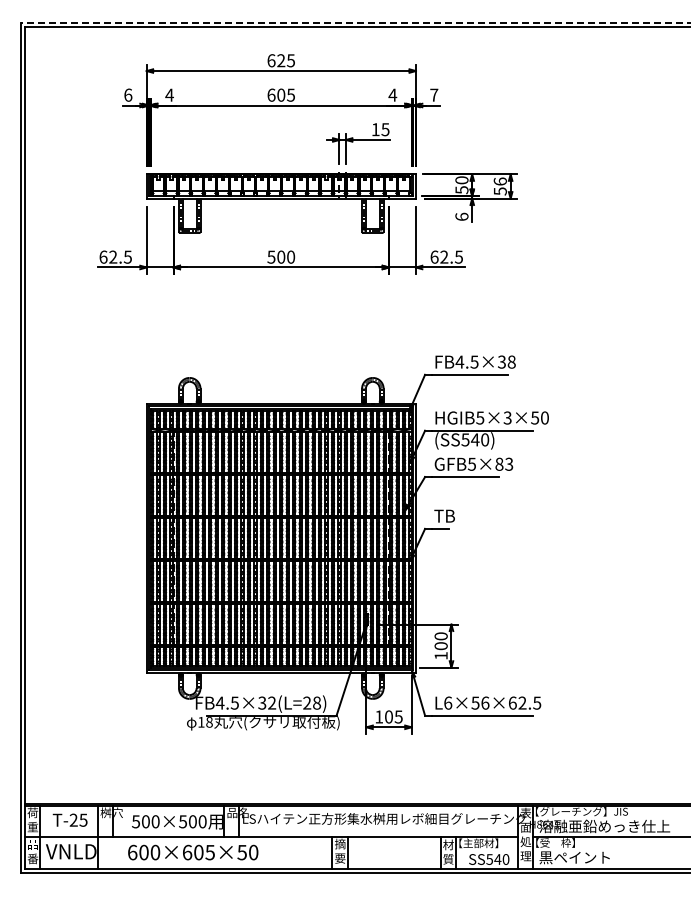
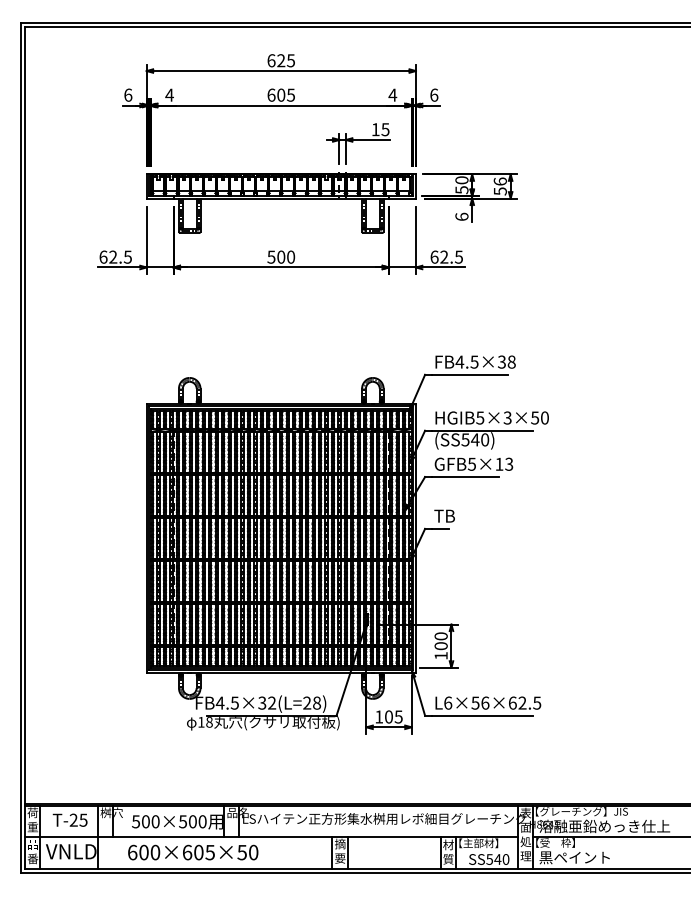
line: dashed -> solid (355, 22)
text: 7 -> 6 (434, 94)
text: GFB5×83 -> GFB5×13 (499, 463)
